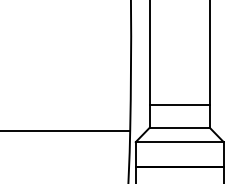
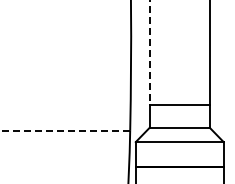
line: solid -> dashed (149, 52)
line: solid -> dashed (65, 130)
